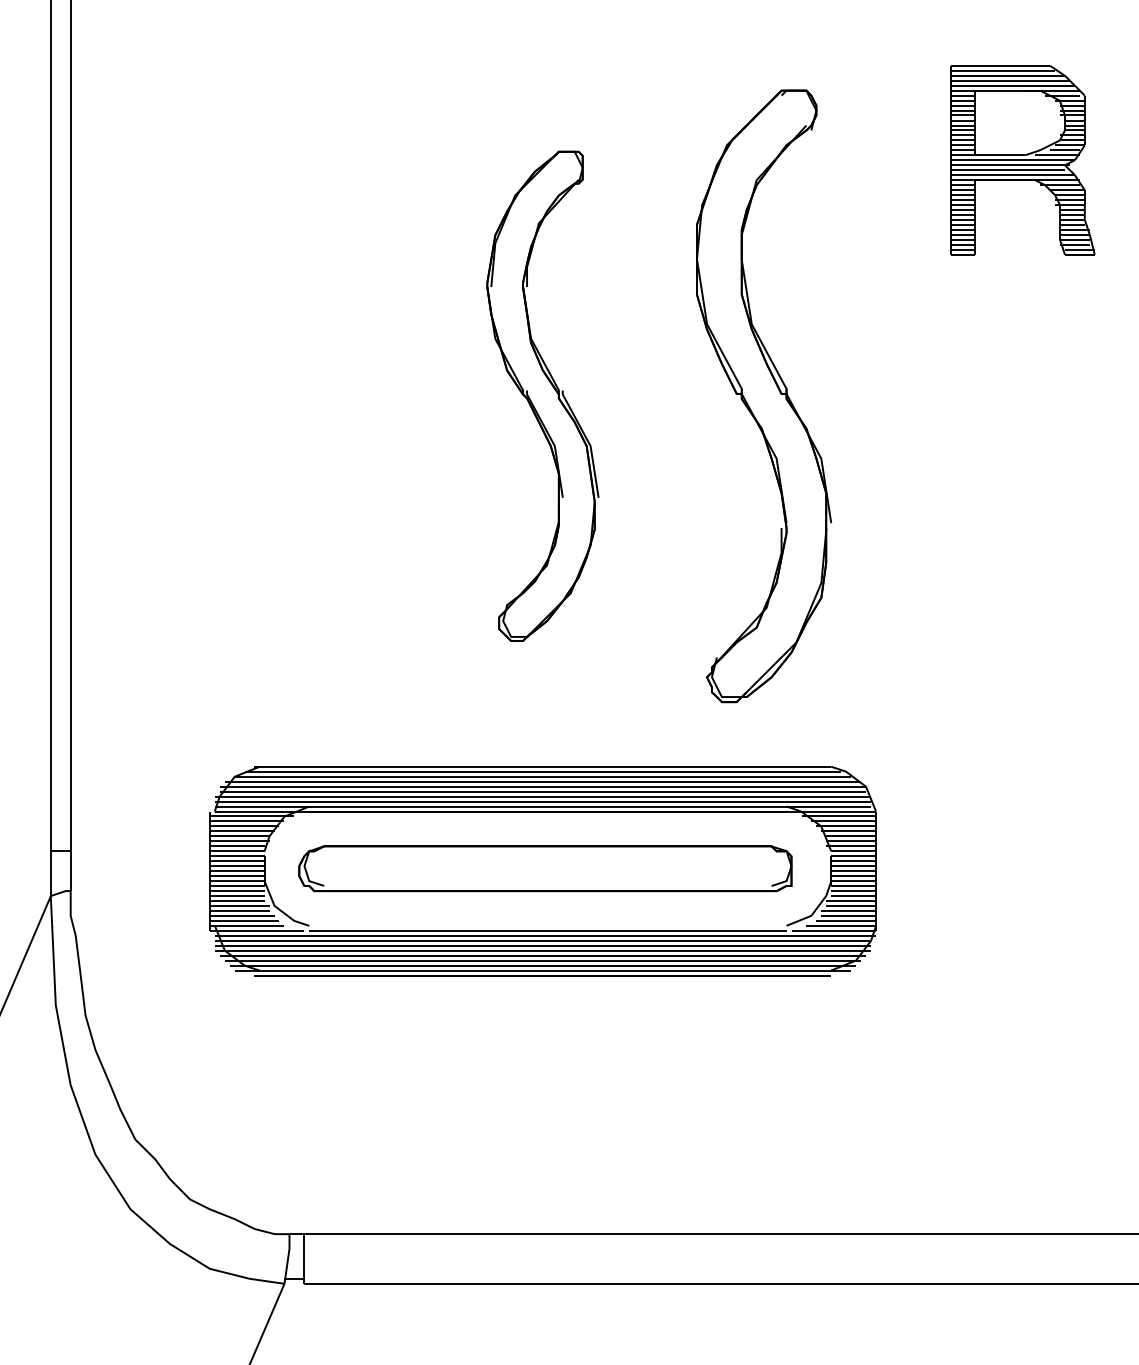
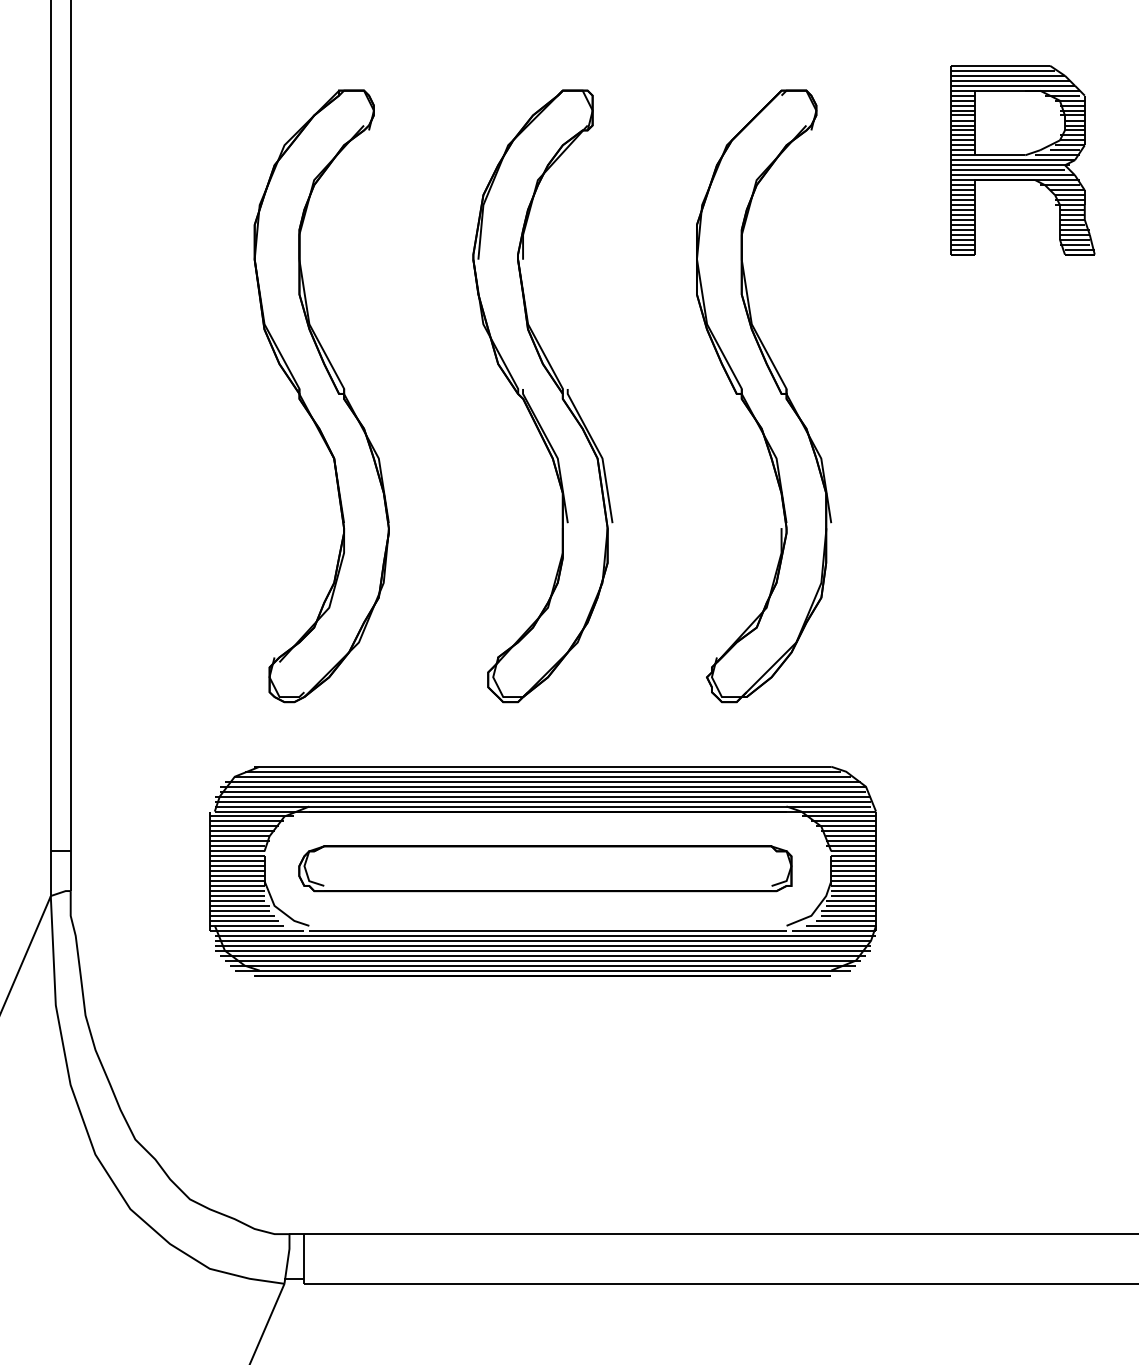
part size: 114x492 px -> 142x615 px (542, 396)
part: none -> present (321, 396)
